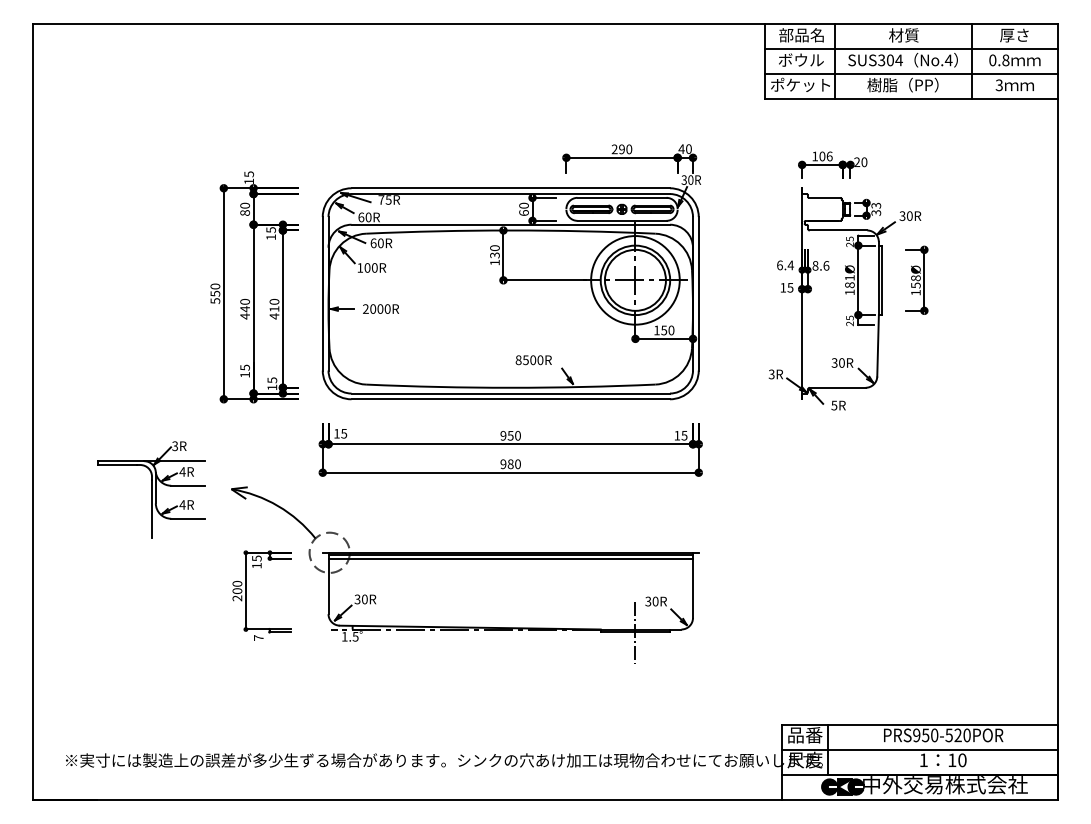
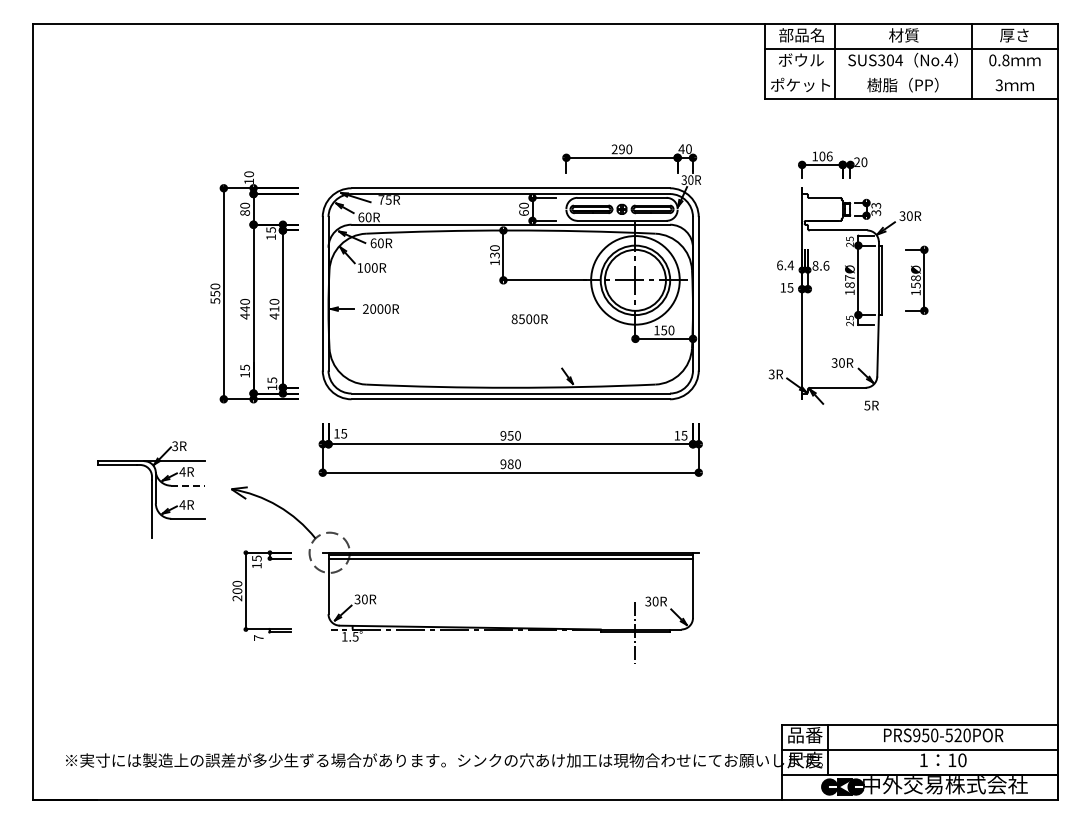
line: present -> none (911, 74)
text: 15 -> 10 (248, 174)
text: 181Ø -> 187Ø (849, 277)
text position: (533, 360) -> (529, 319) (529, 319)
text position: (838, 405) -> (871, 405) (871, 405)
line: solid -> dashed (187, 485)
